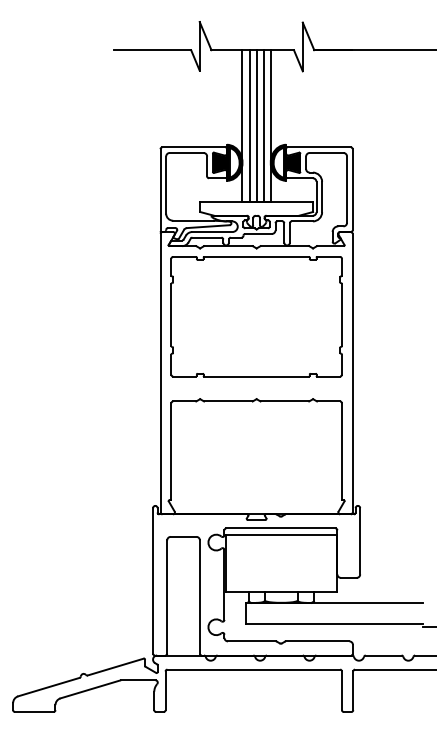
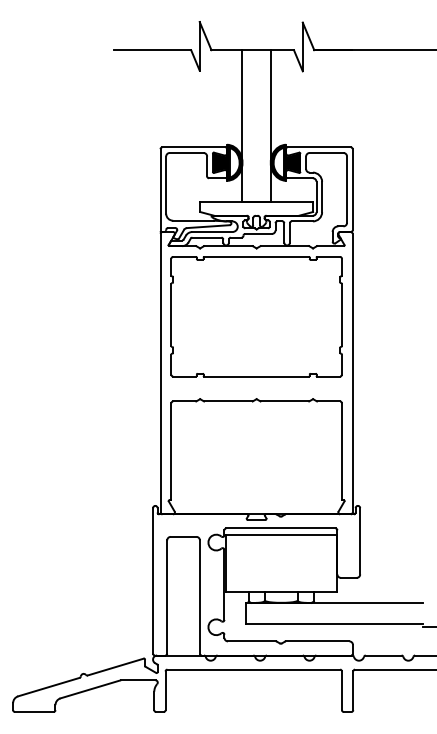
line: present -> none (249, 125)
line: present -> none (256, 125)
line: present -> none (263, 125)
